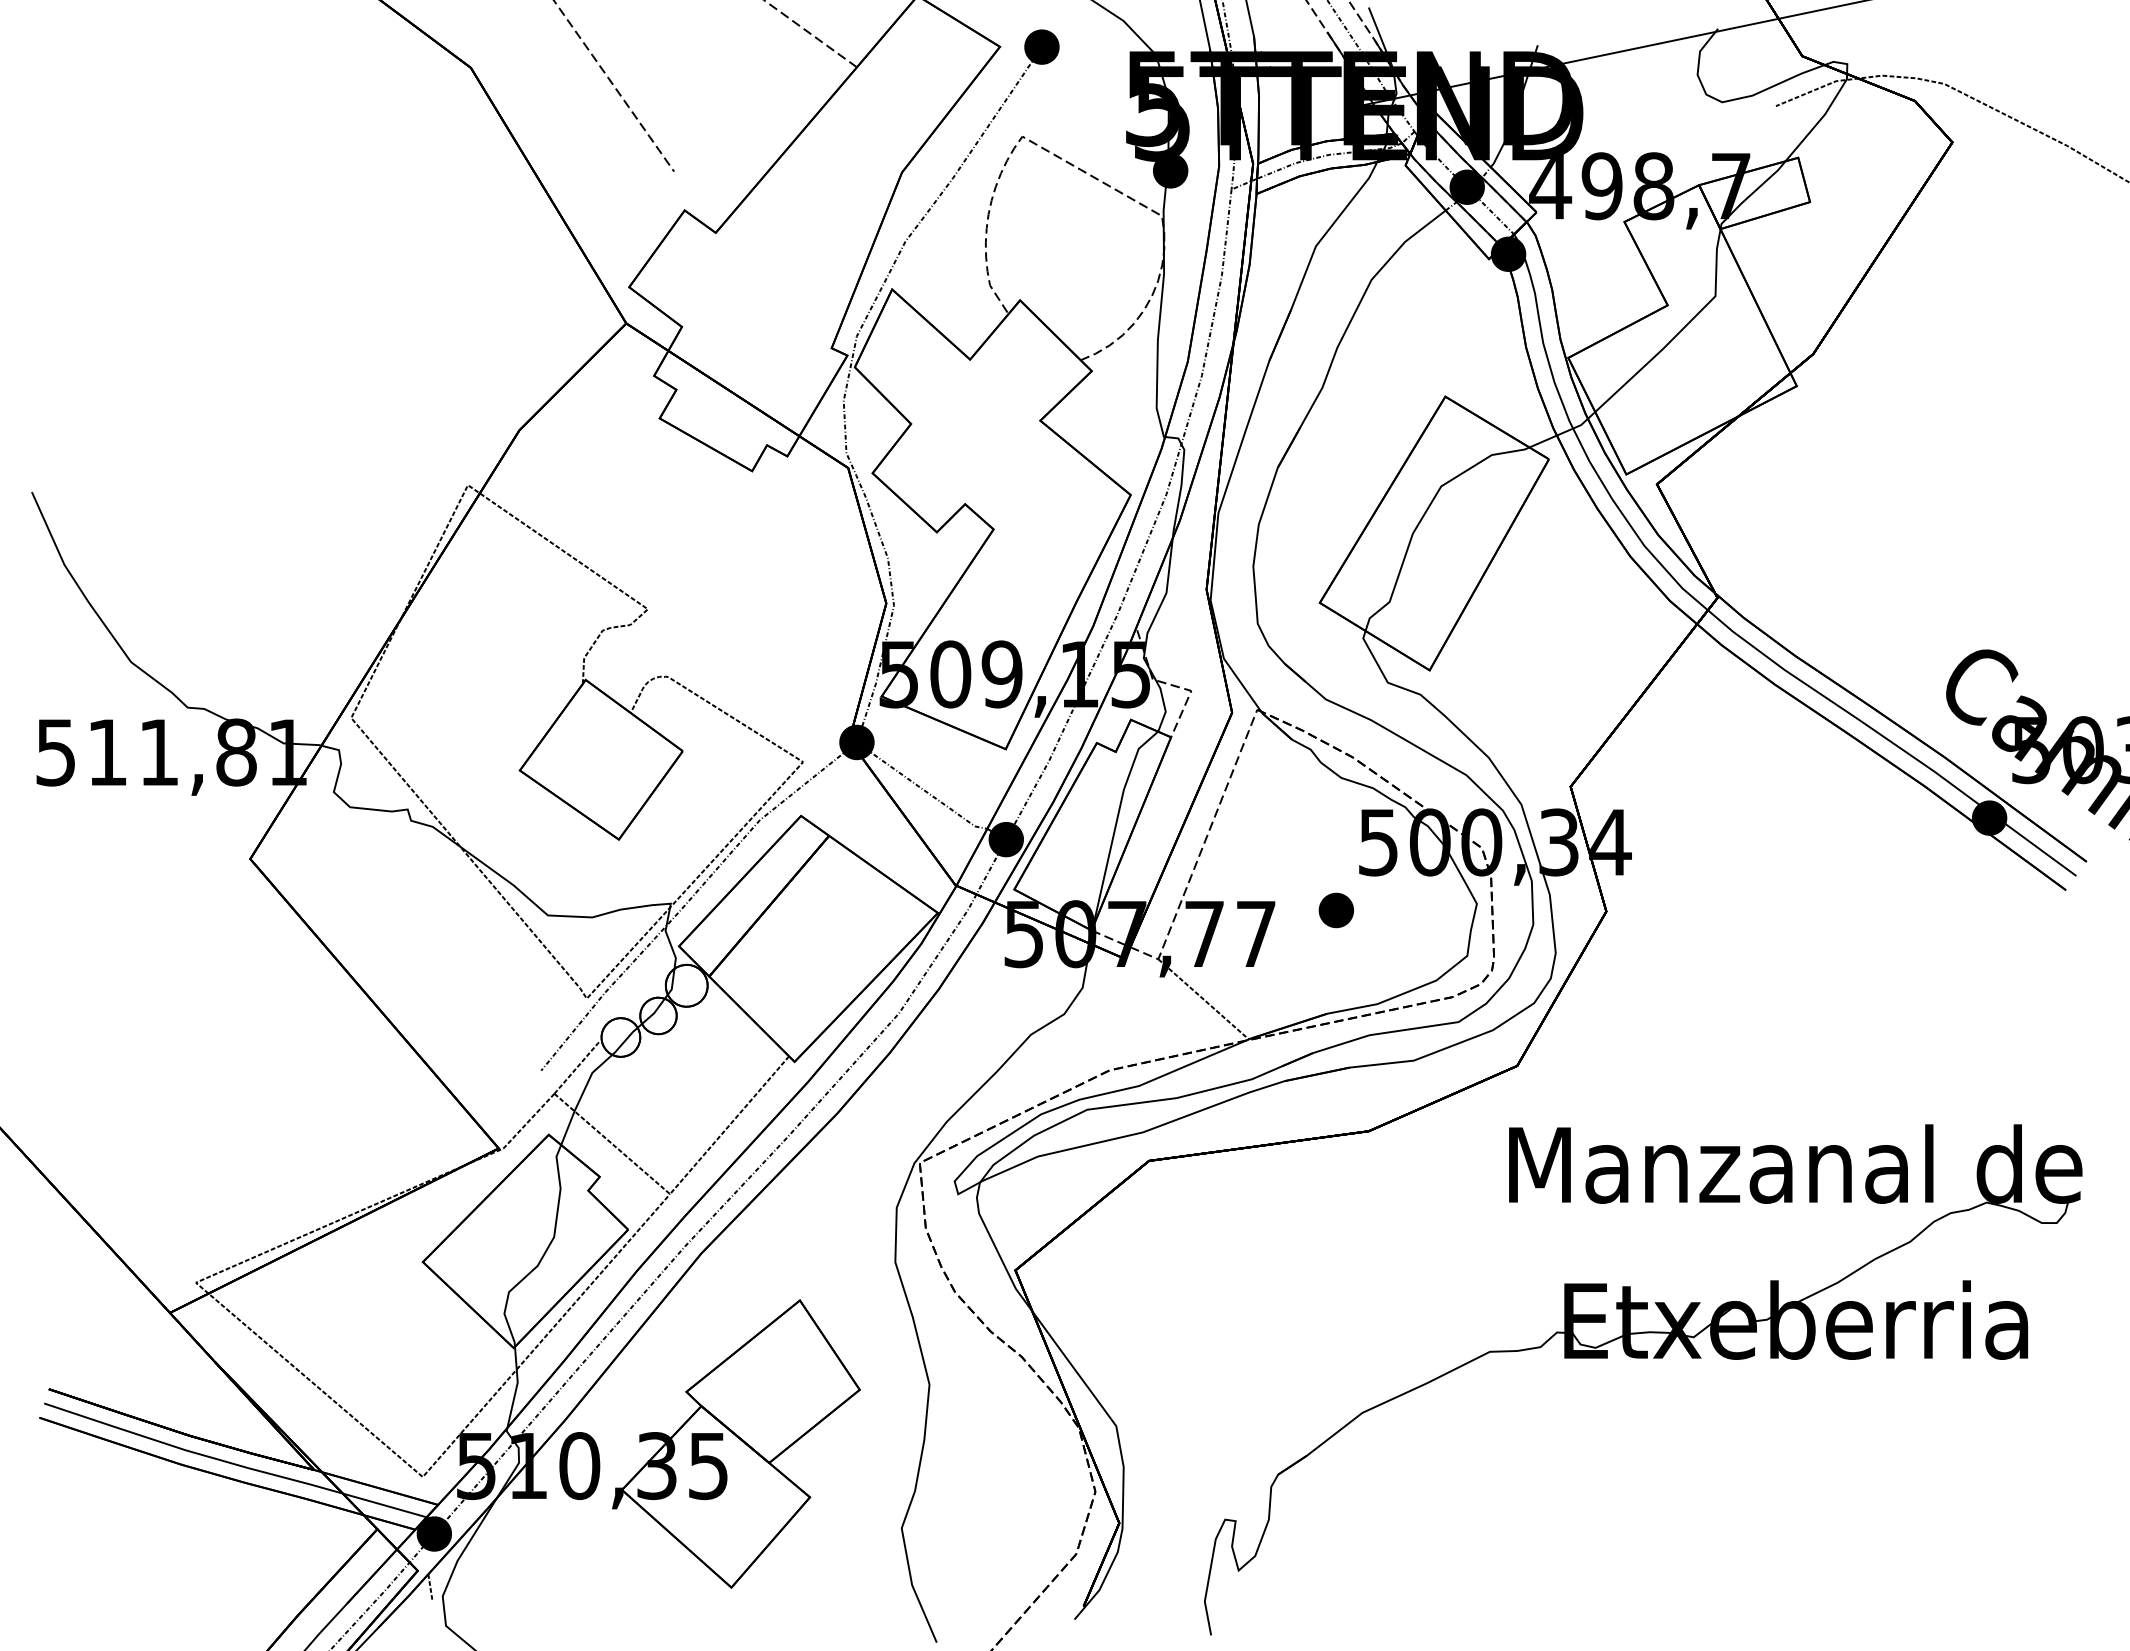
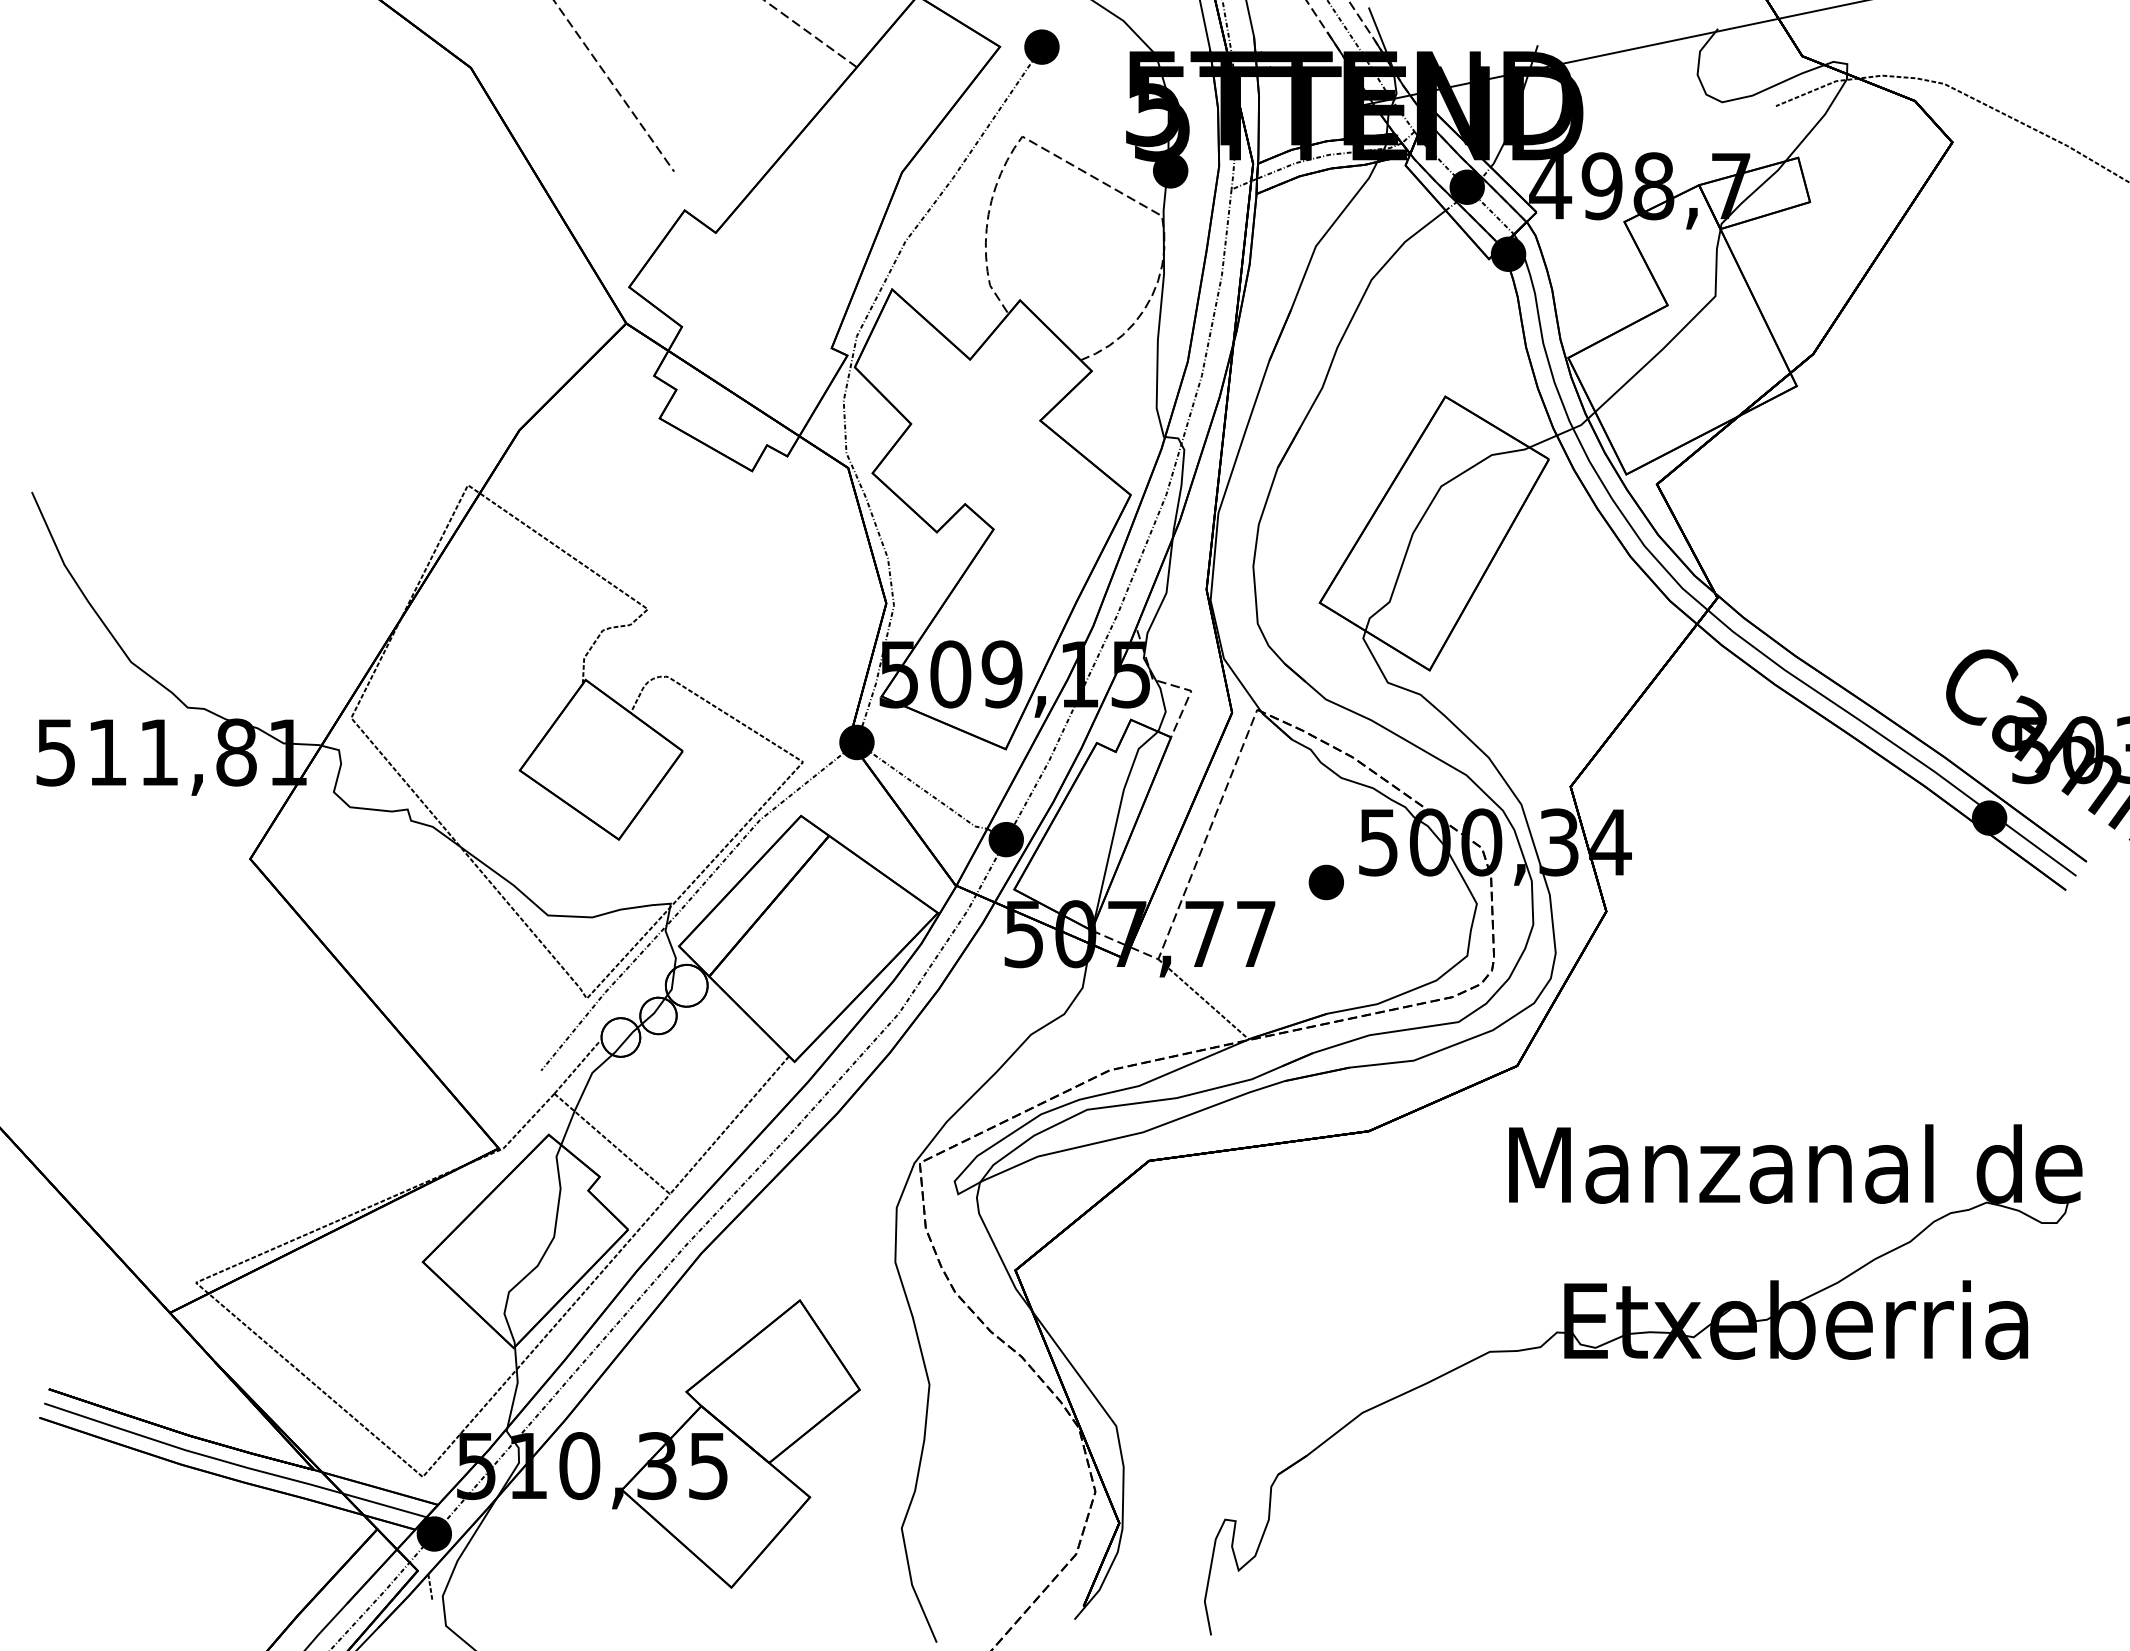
part position: (1335, 910) -> (1325, 882) (1325, 882)
